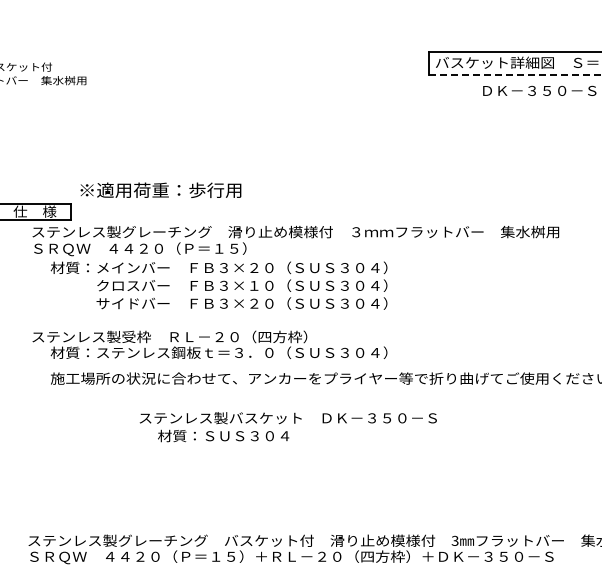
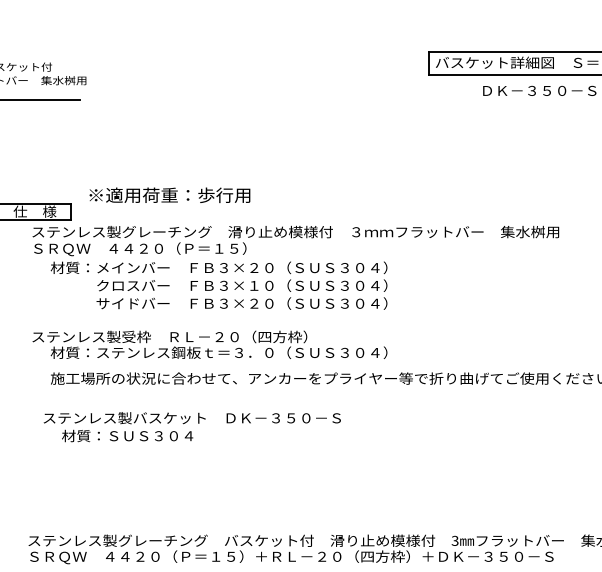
line: dashed -> solid (515, 74)
line: none -> present (40, 99)
text position: (160, 189) -> (169, 194) (169, 194)
text position: (287, 427) -> (191, 427) (191, 427)
